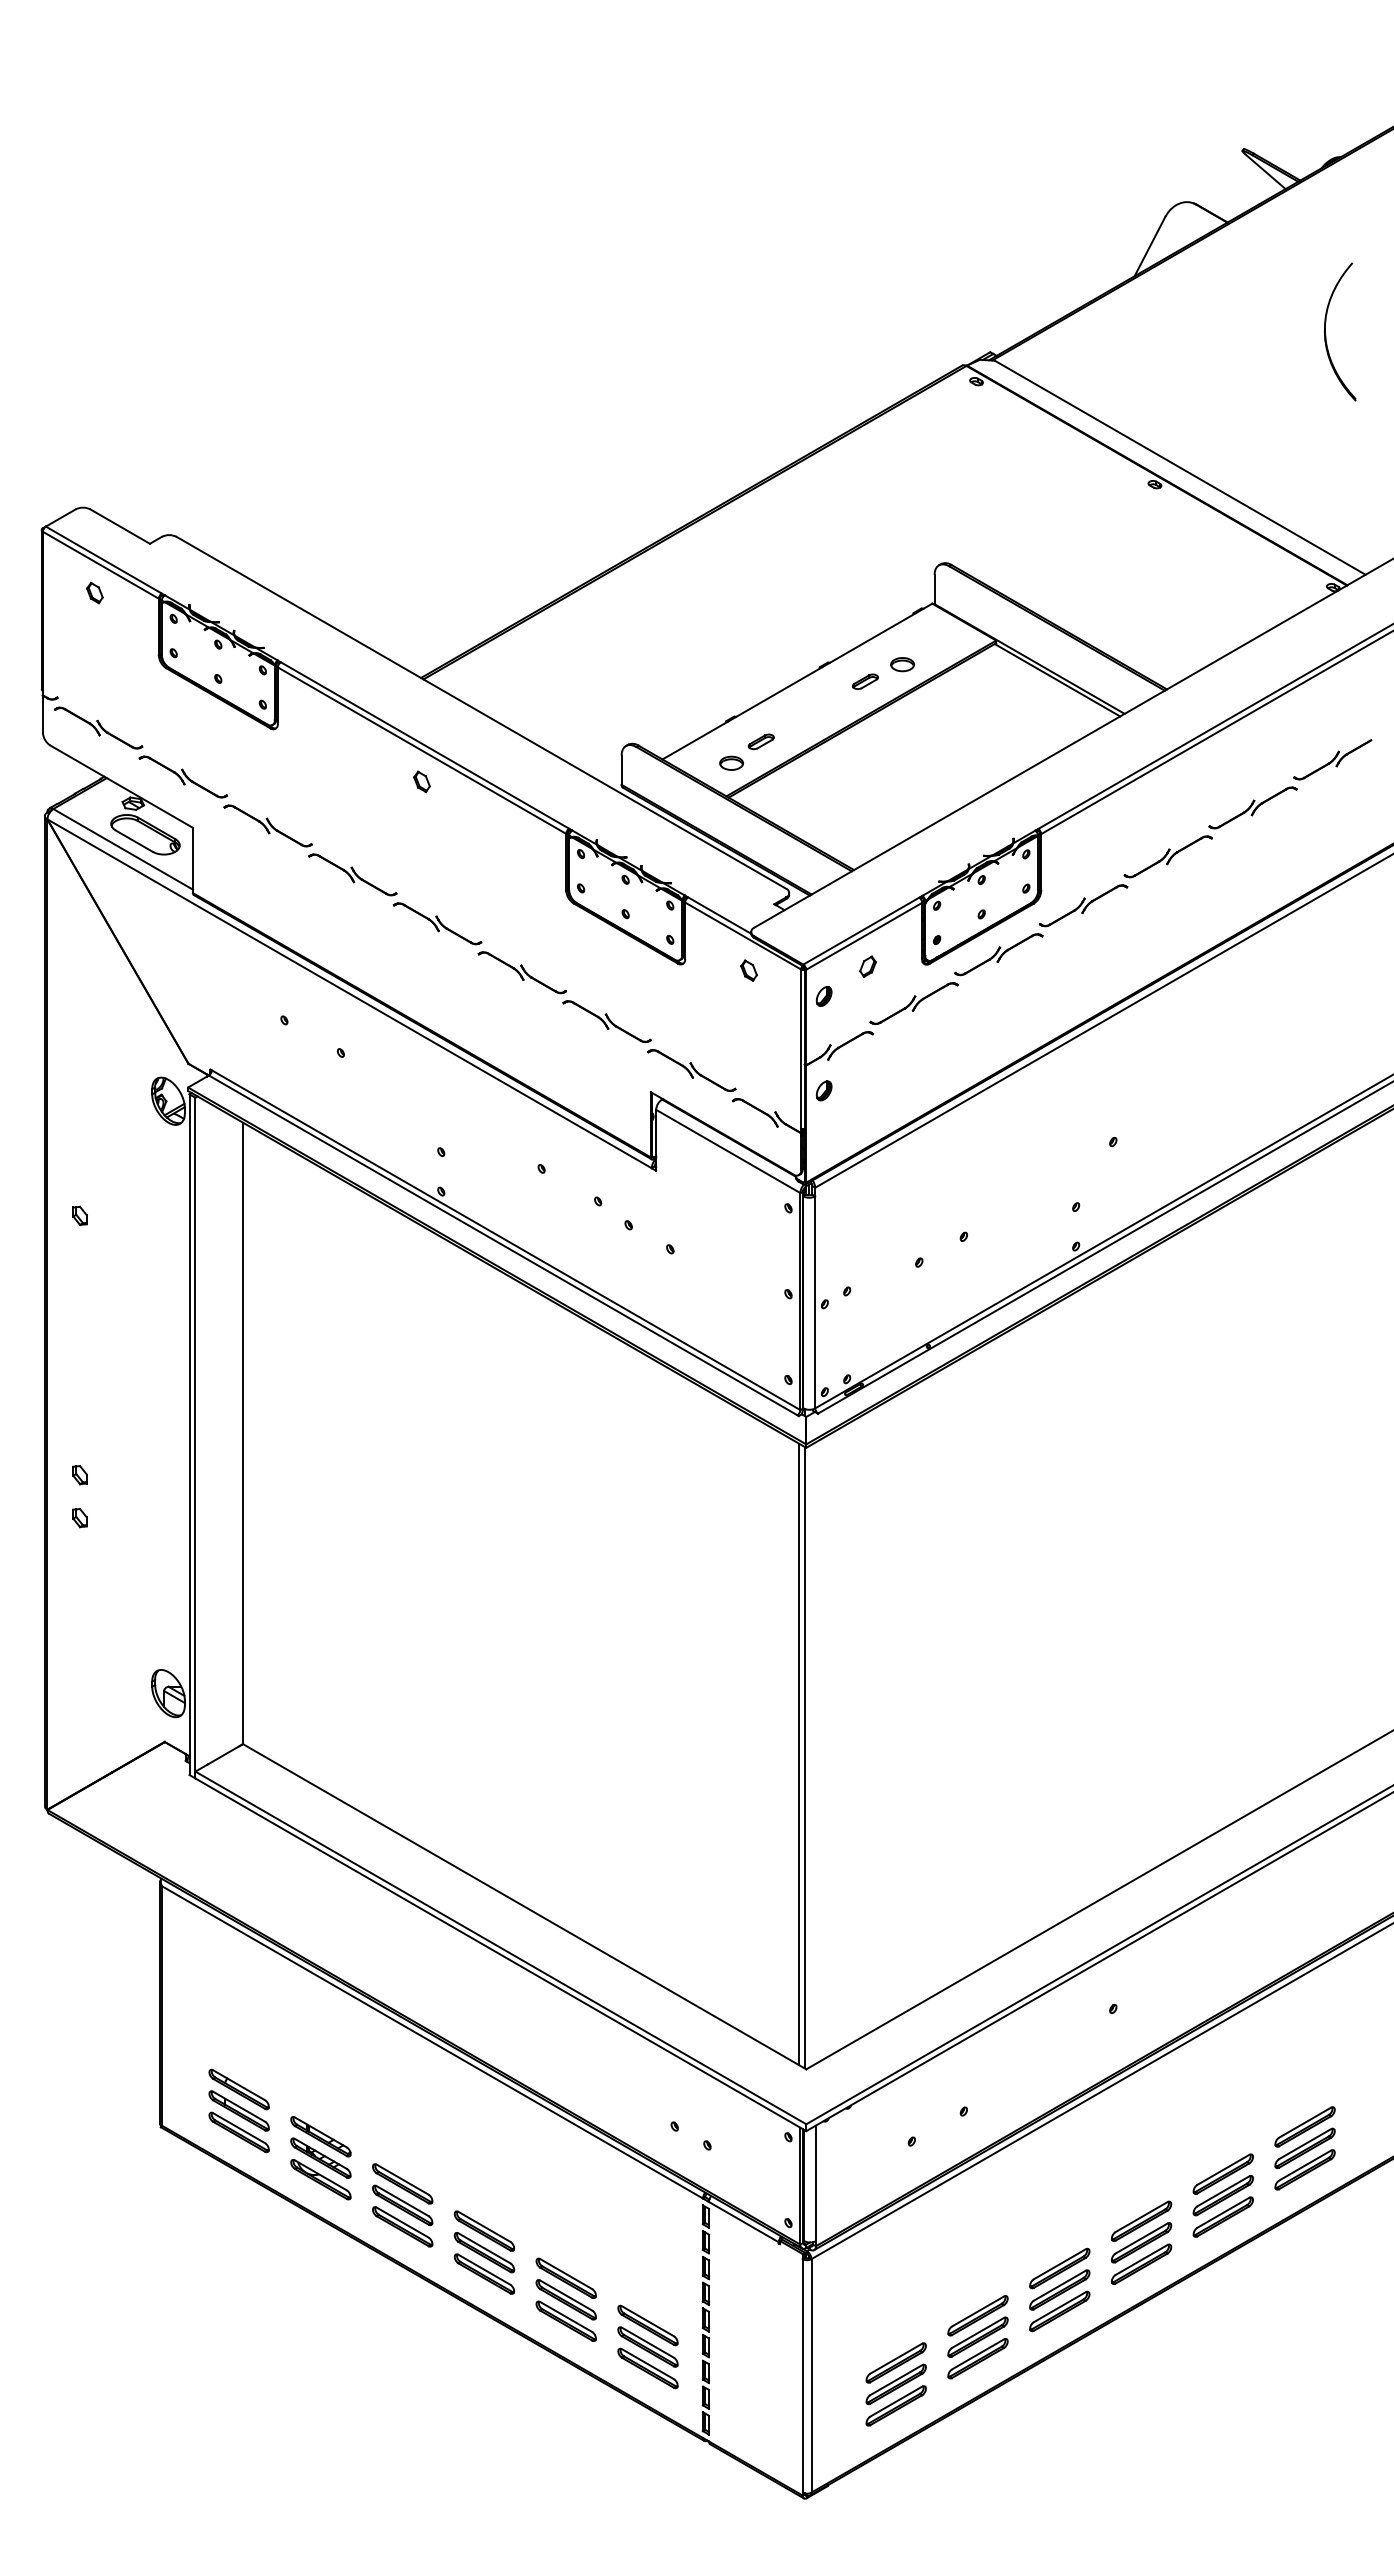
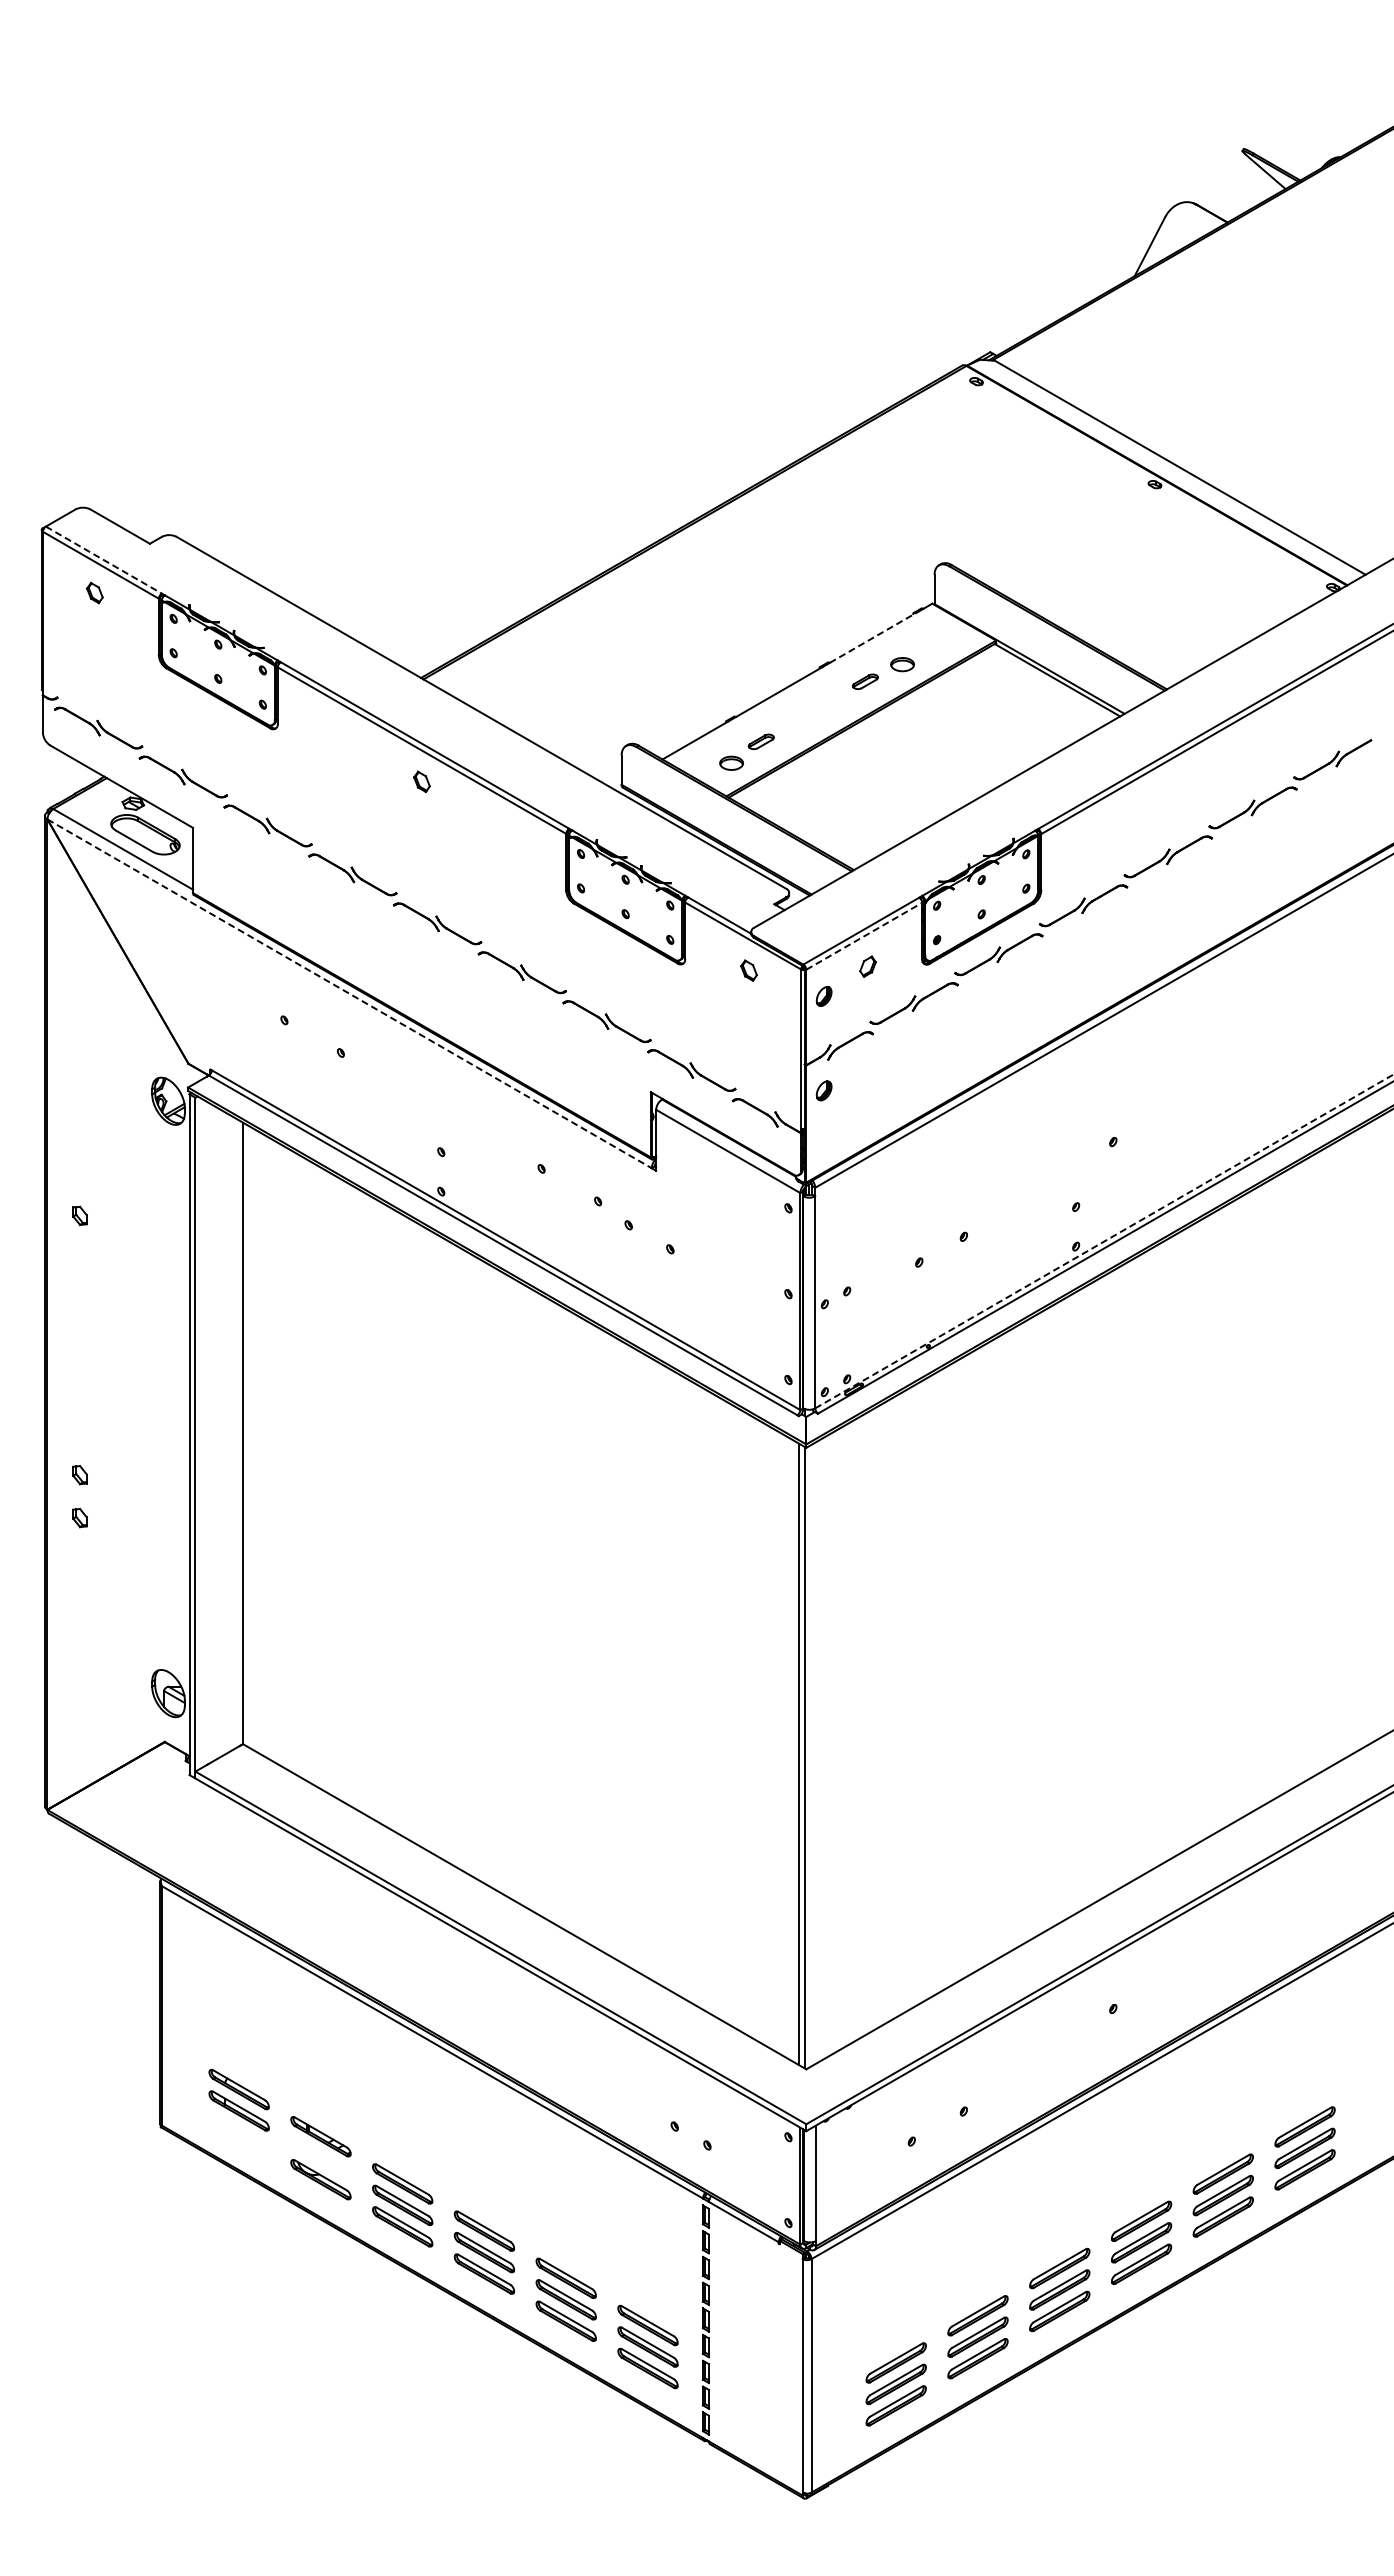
part: present -> none (1326, 335)
line: solid -> dashed (103, 560)
line: solid -> dashed (872, 638)
line: solid -> dashed (864, 936)
line: solid -> dashed (349, 993)
line: solid -> dashed (1104, 1241)
part: present -> none (238, 2132)
part: present -> none (320, 2157)
